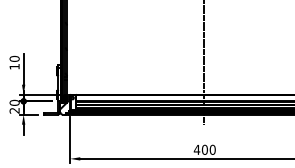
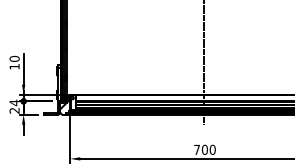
text: 20 -> 24 (14, 102)
text: 400 -> 700 (196, 149)
